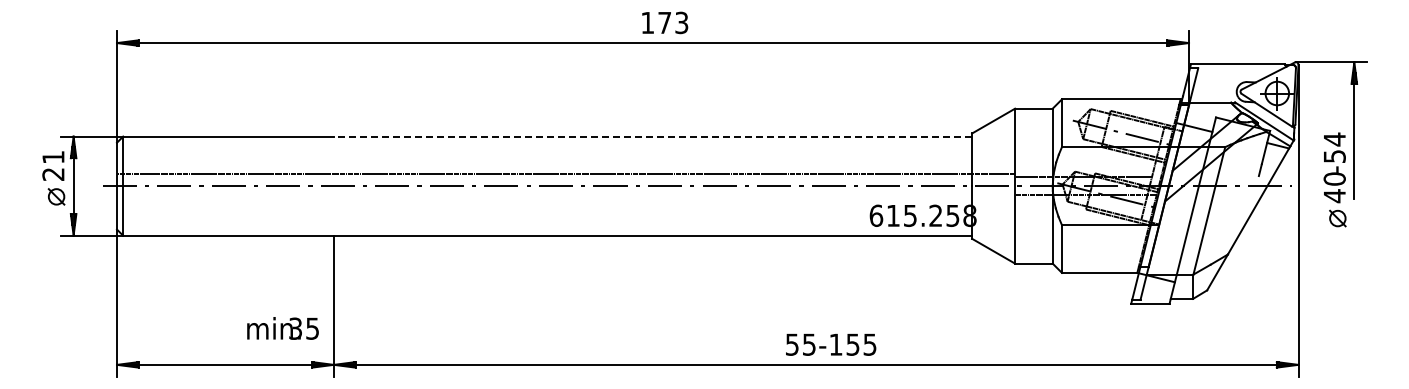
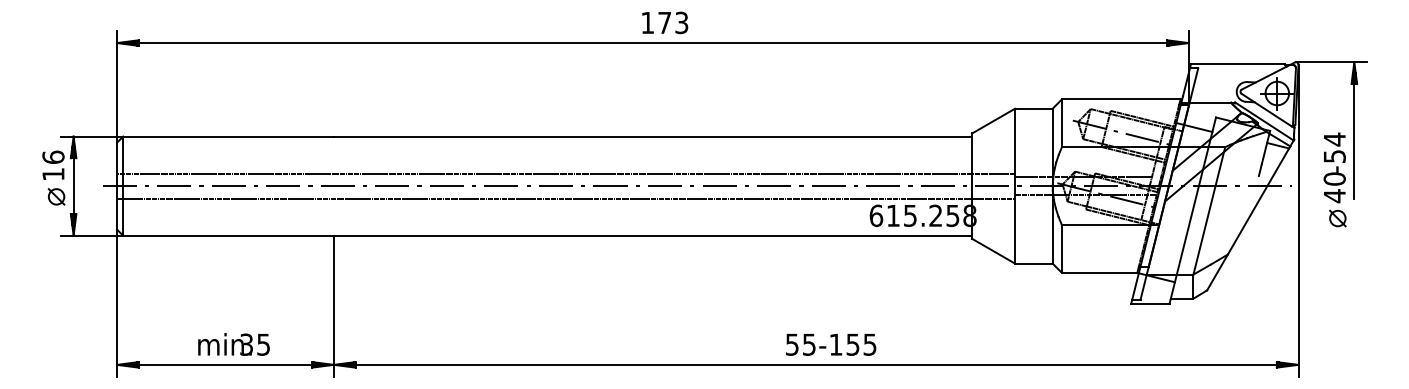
line: dashed -> solid (652, 136)
text: 21 -> 16 (53, 165)
line: none -> present (566, 198)
text position: (282, 328) -> (233, 344) (233, 344)
